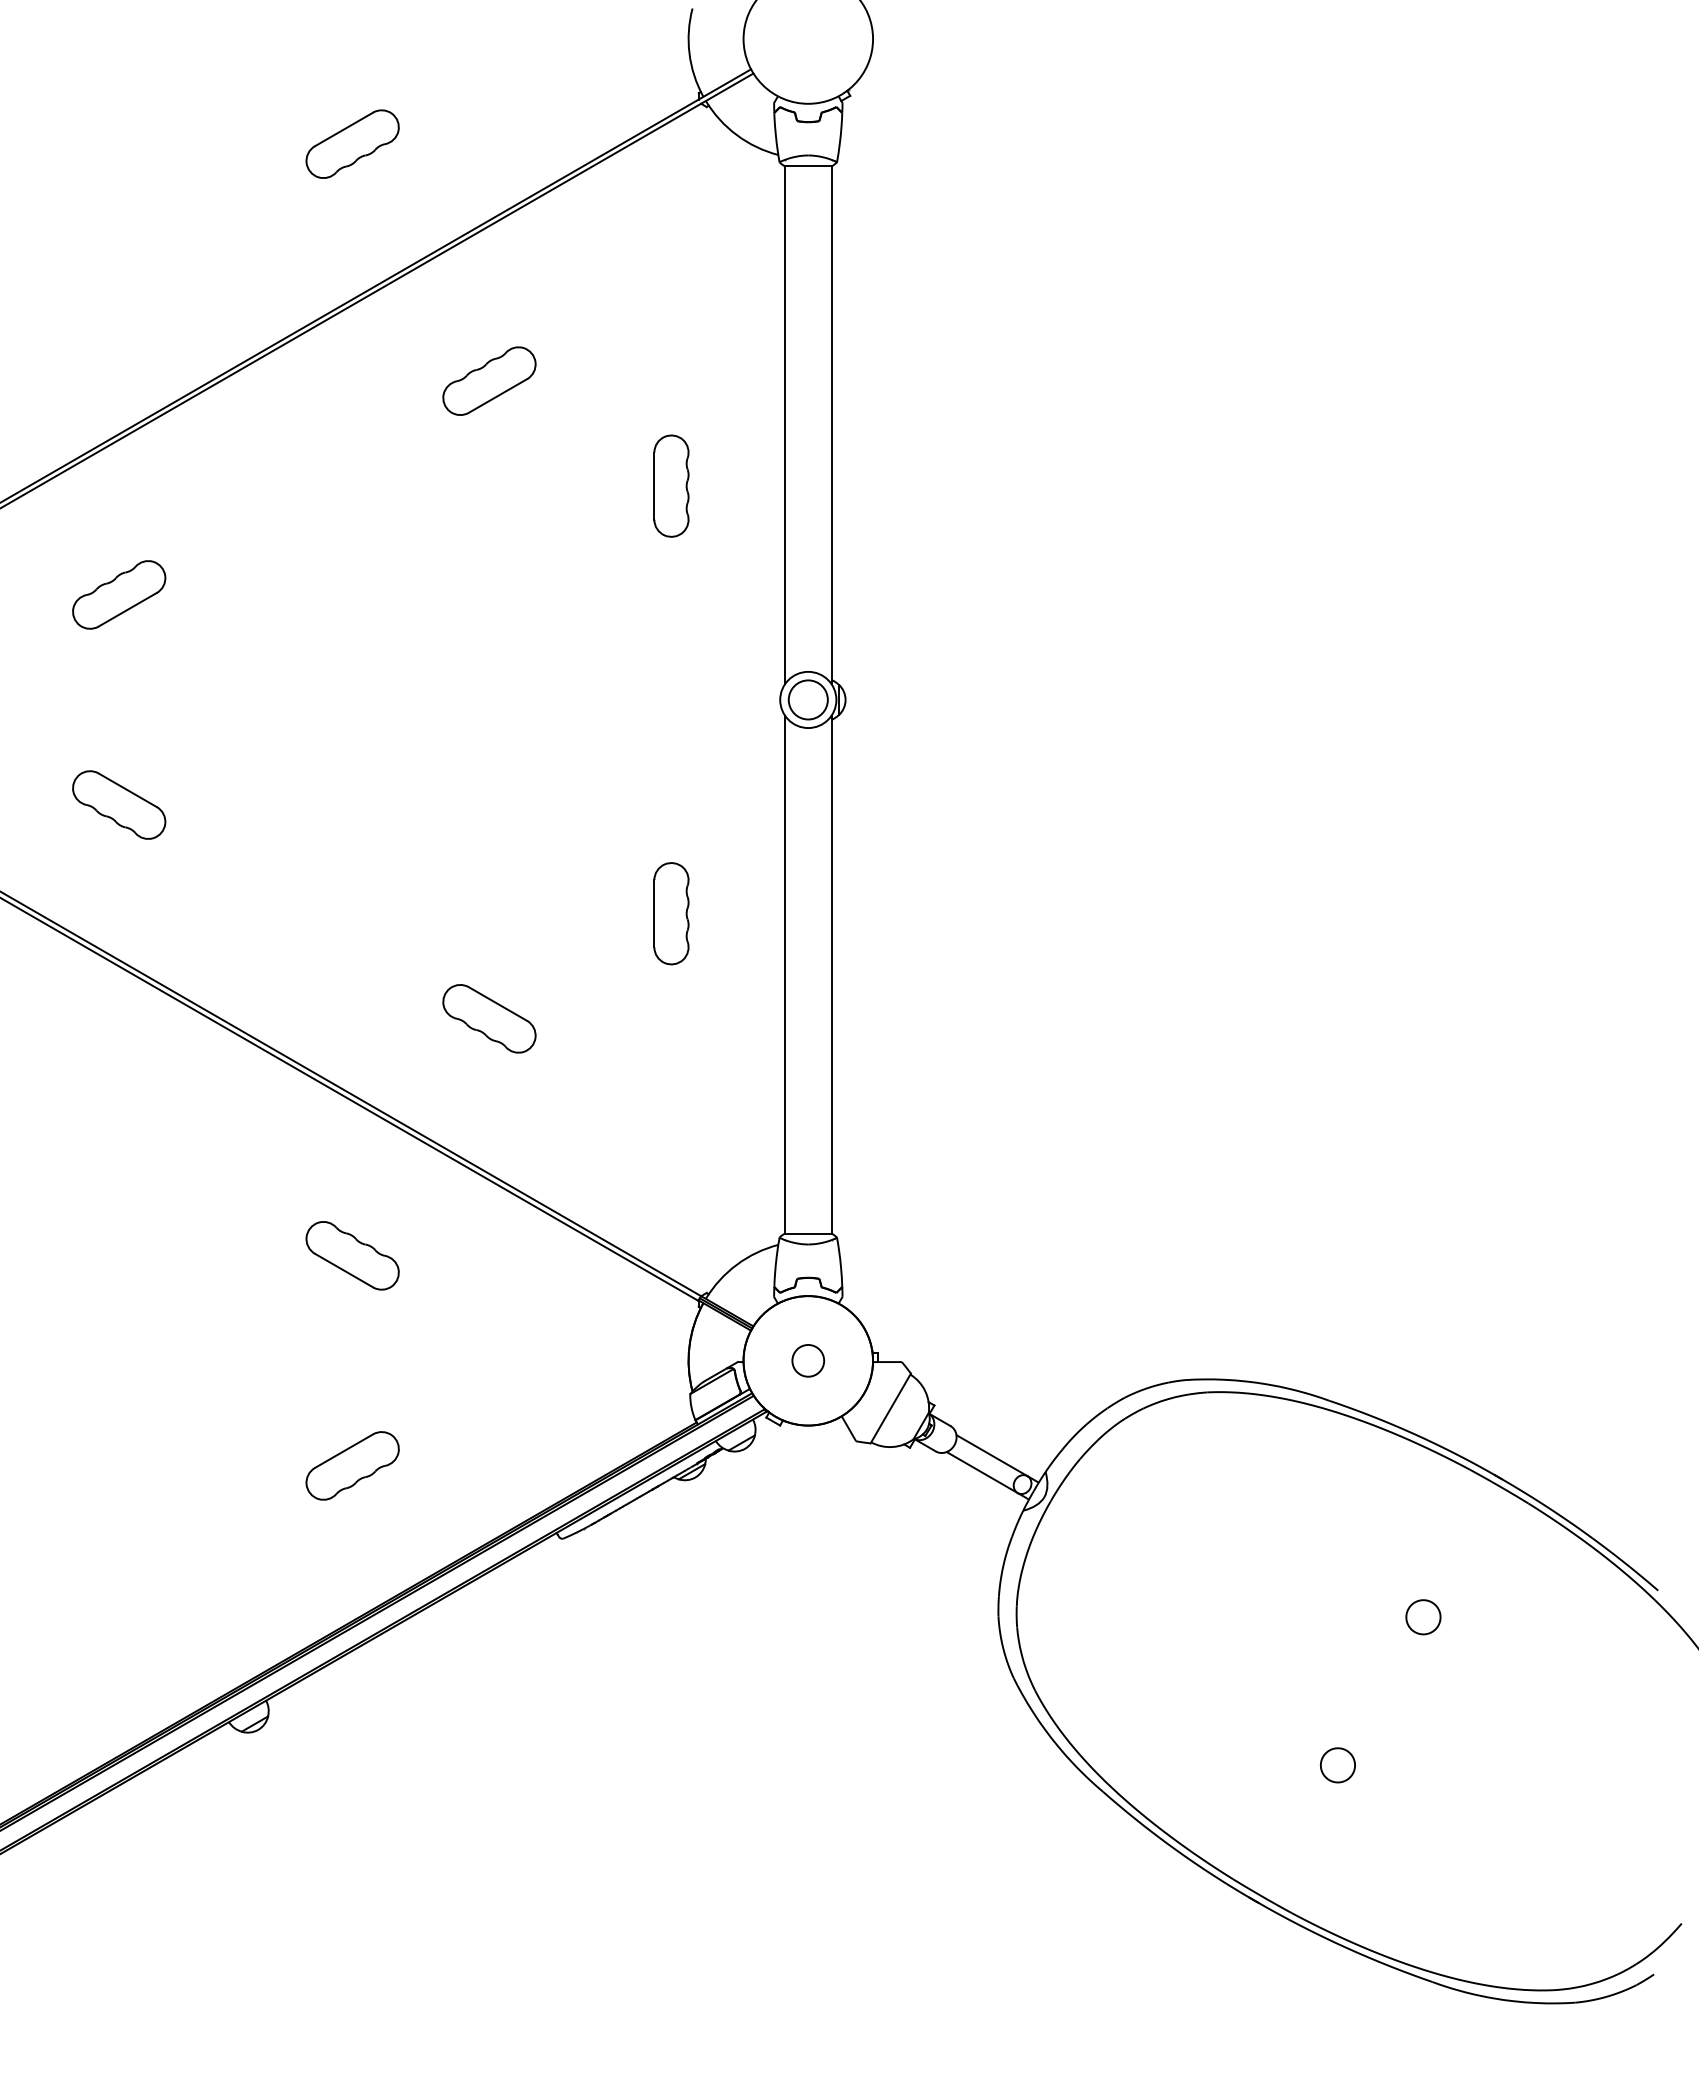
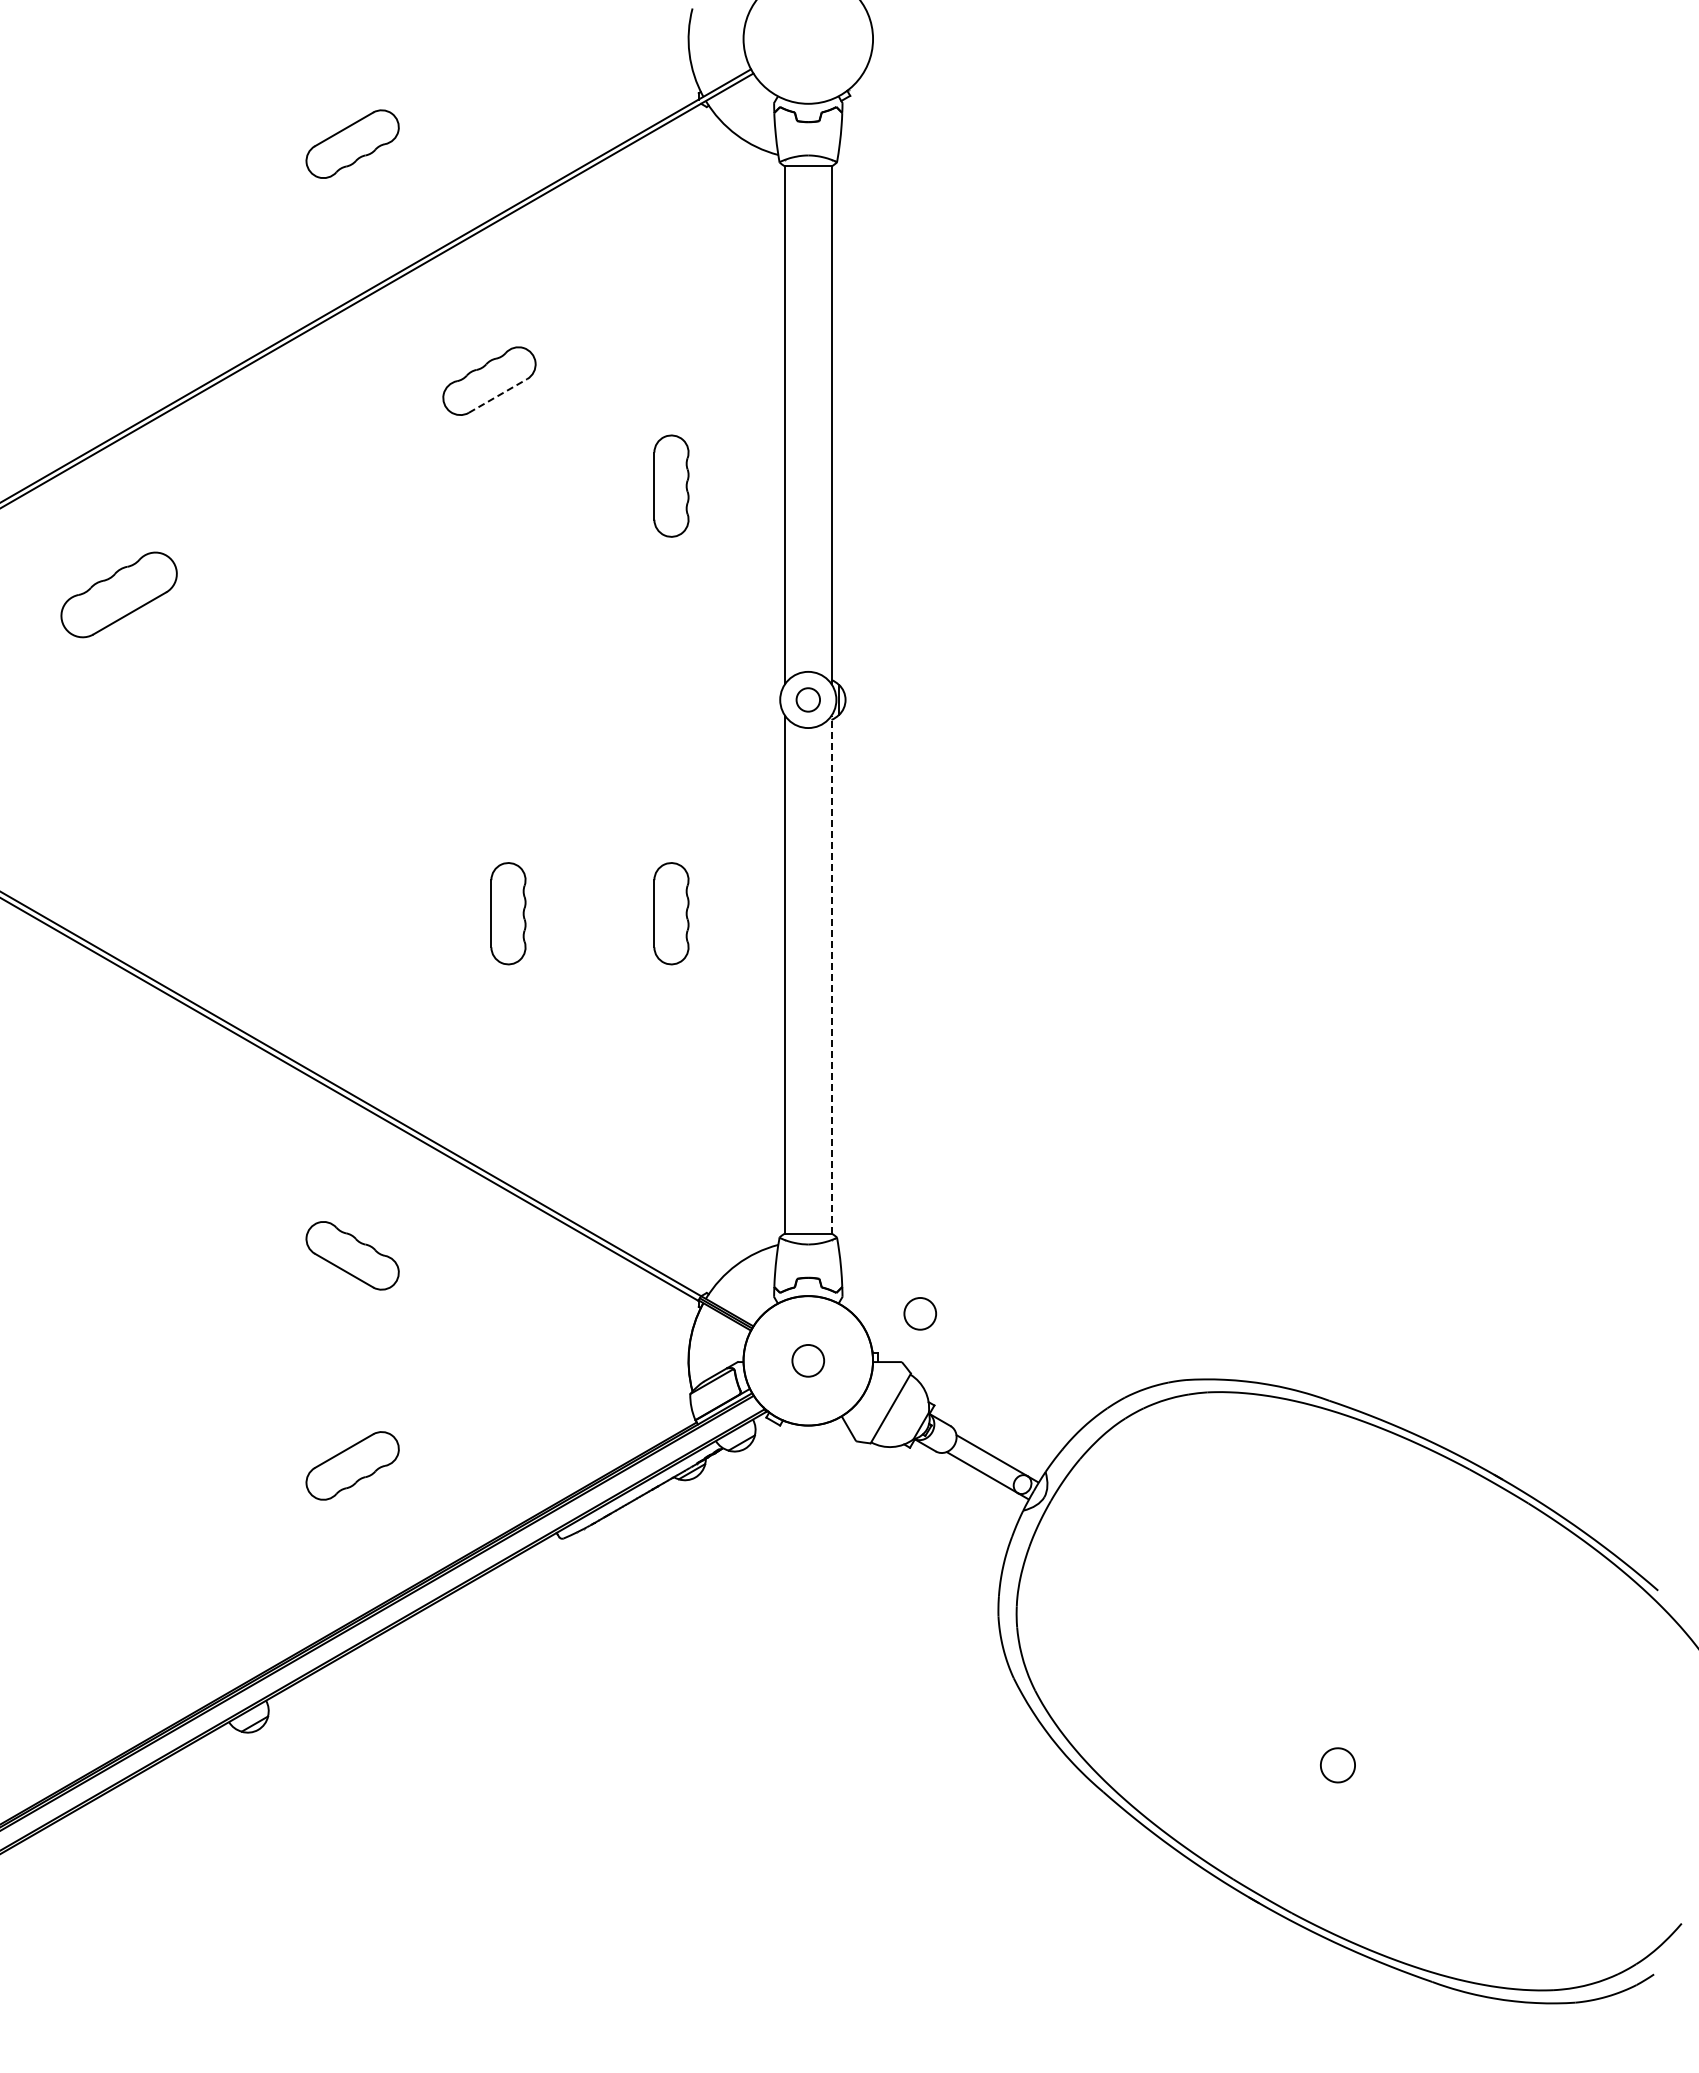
line: solid -> dashed (498, 395)
part size: 95x70 px -> 118x88 px (118, 594)
circle diameter: 39 px -> 23 px (808, 699)
part: present -> none (119, 804)
part: none -> present (508, 913)
line: solid -> dashed (831, 974)
part: present -> none (489, 1018)
circle: none -> present (920, 1313)
part: present -> none (1423, 1617)
